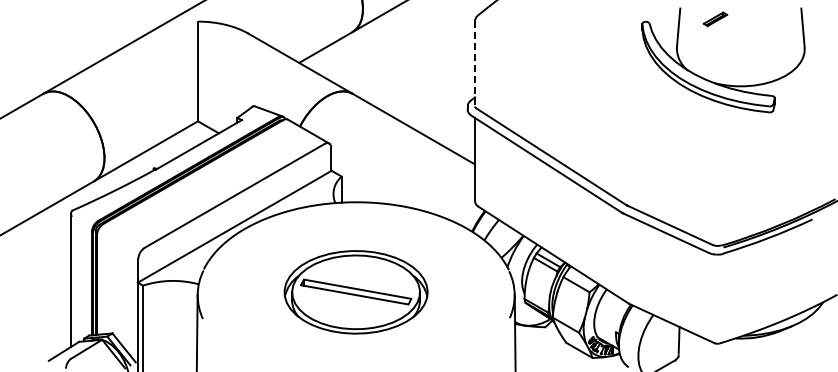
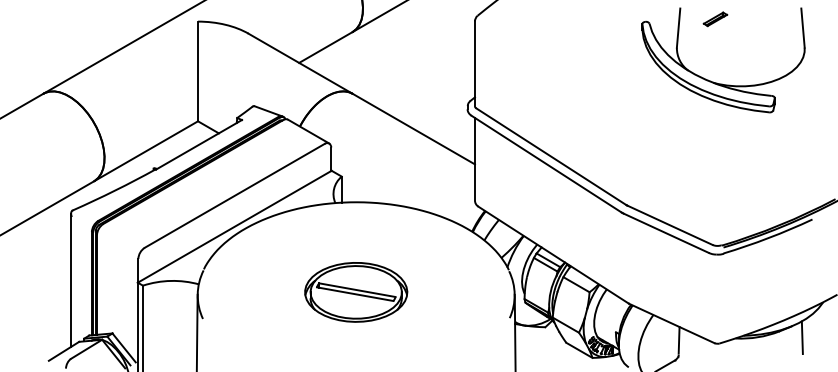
line: dashed -> solid (474, 63)
part size: 146x85 px -> 105x61 px (356, 292)
line: none -> present (801, 337)
